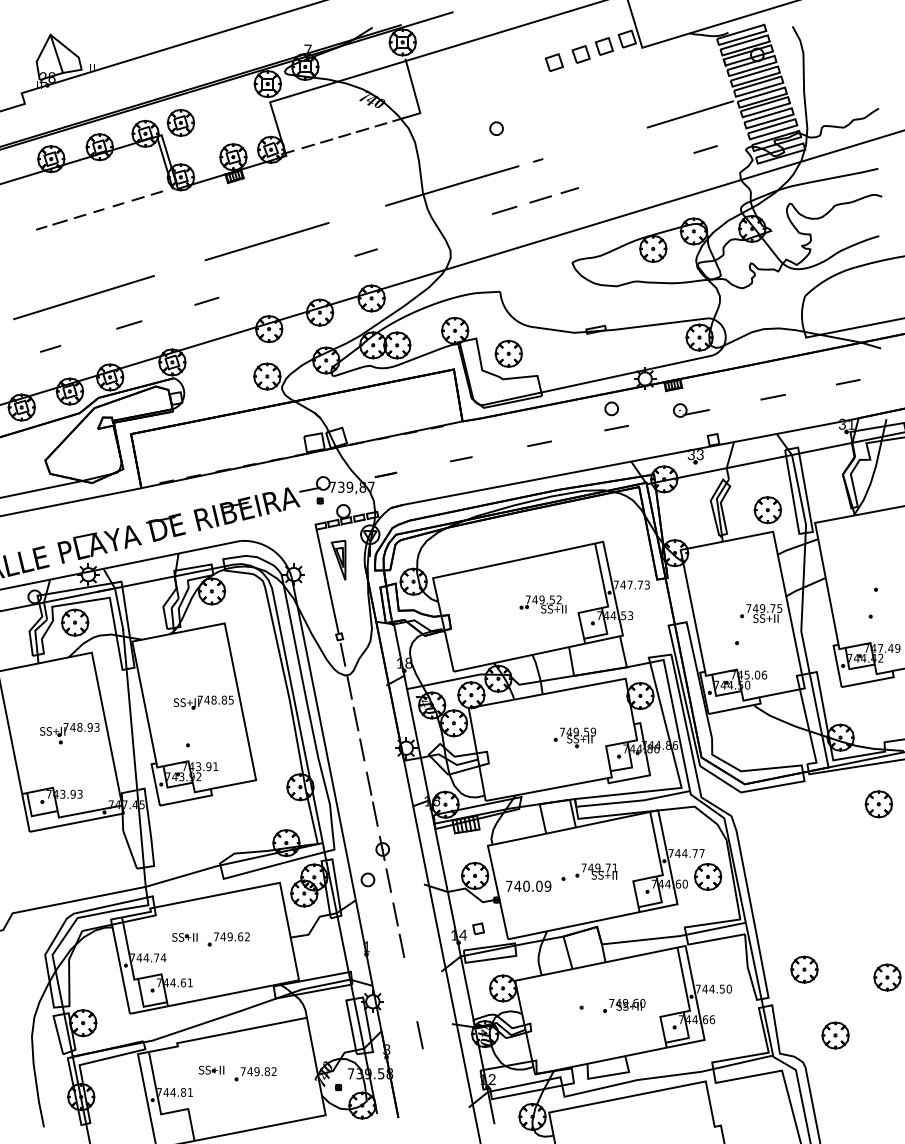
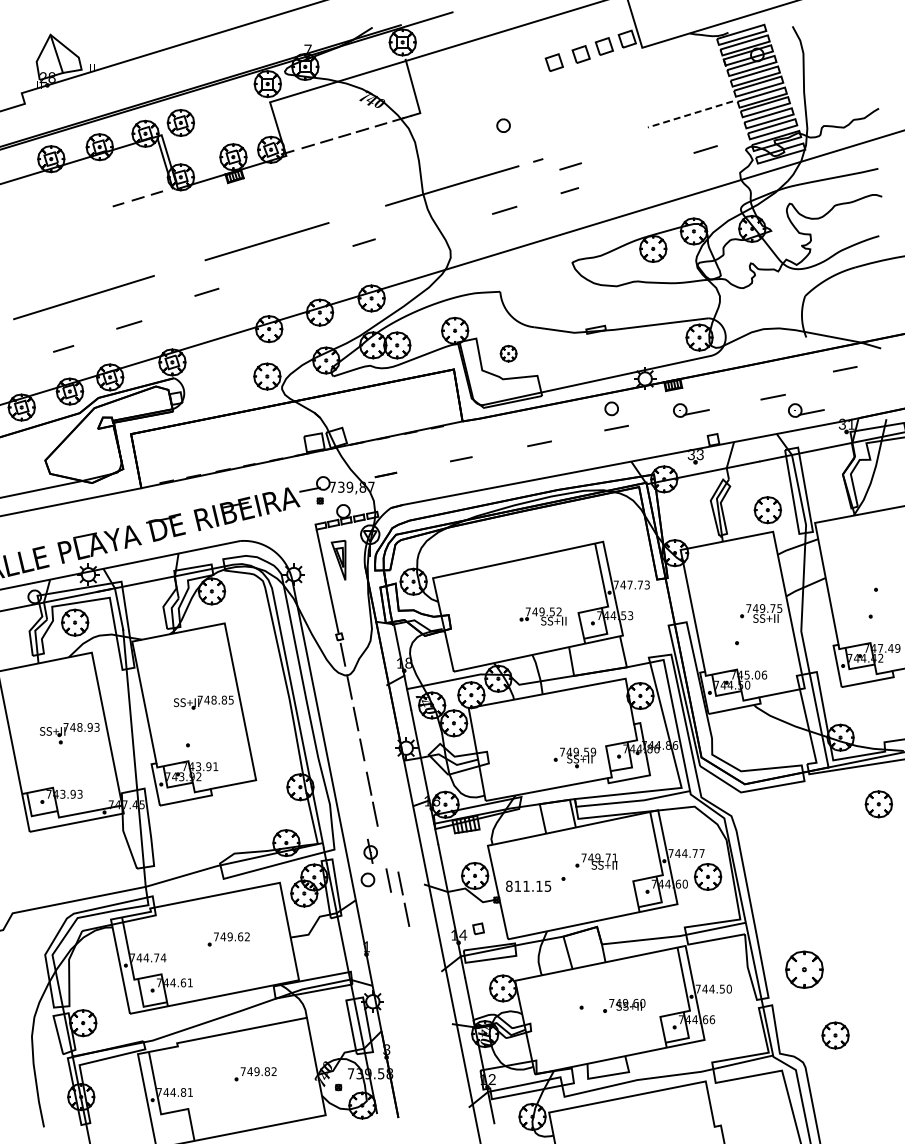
line: solid -> dashed (690, 114)
part position: (496, 128) -> (503, 125) (503, 125)
line position: (540, 199) -> (570, 166) (570, 166)
part: present -> none (70, 219)
line position: (365, 252) -> (363, 242) (363, 242)
line position: (206, 300) -> (206, 291) (206, 291)
line: present -> none (853, 327)
line position: (50, 348) -> (63, 348) (63, 348)
part size: 29x29 px -> 19x19 px (508, 353)
line position: (848, 382) -> (845, 369) (845, 369)
part: none -> present (806, 410)
part position: (542, 604) -> (542, 616) (542, 616)
part position: (574, 737) -> (574, 757) (574, 757)
part position: (382, 847) -> (370, 850) (370, 850)
part position: (596, 871) -> (596, 861) (596, 861)
text: 740.09 -> 811.15 (528, 885)
line position: (398, 926) -> (403, 895) (403, 895)
part: present -> none (184, 937)
part size: 29x29 px -> 39x39 px (804, 969)
part: present -> none (887, 977)
line: present -> none (419, 1035)
part: present -> none (211, 1069)
